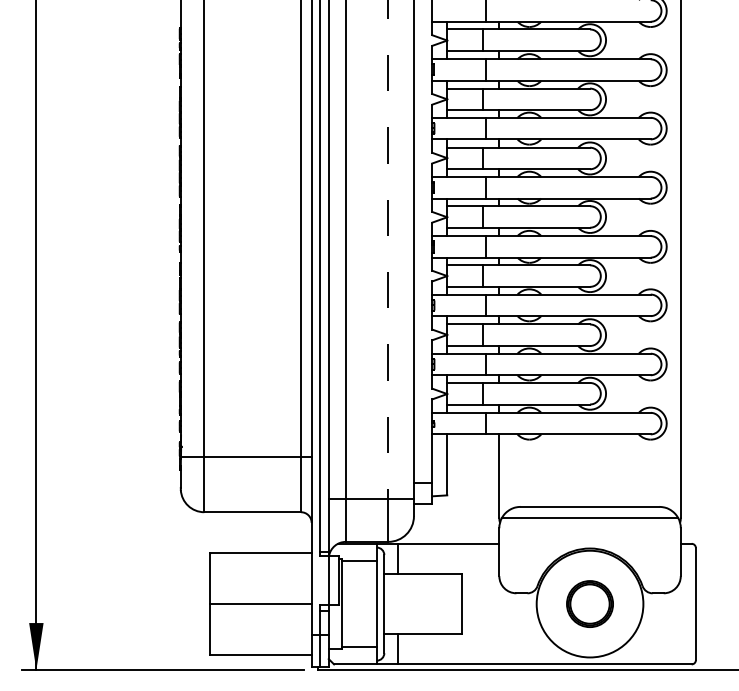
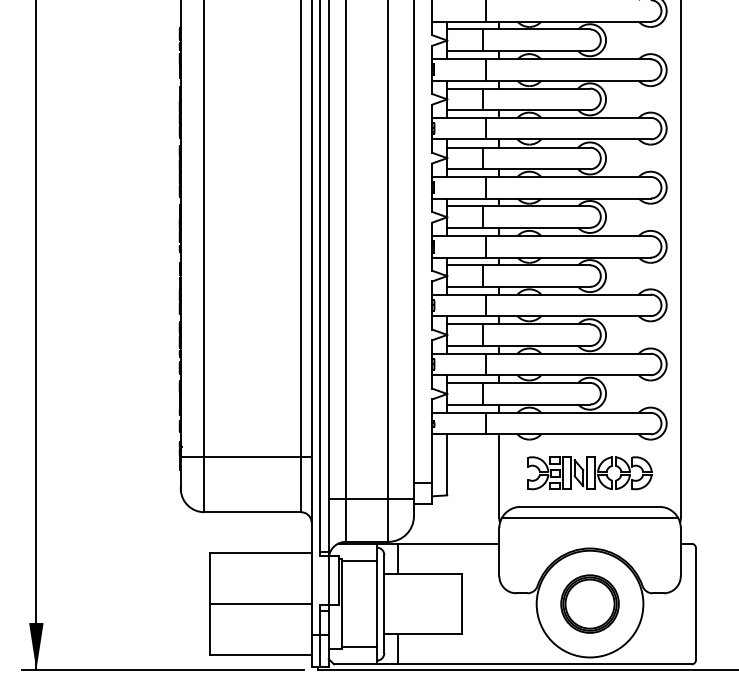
line: dashed -> solid (388, 250)
part: none -> present (589, 473)
part size: 48x48 px -> 60x60 px (589, 603)
